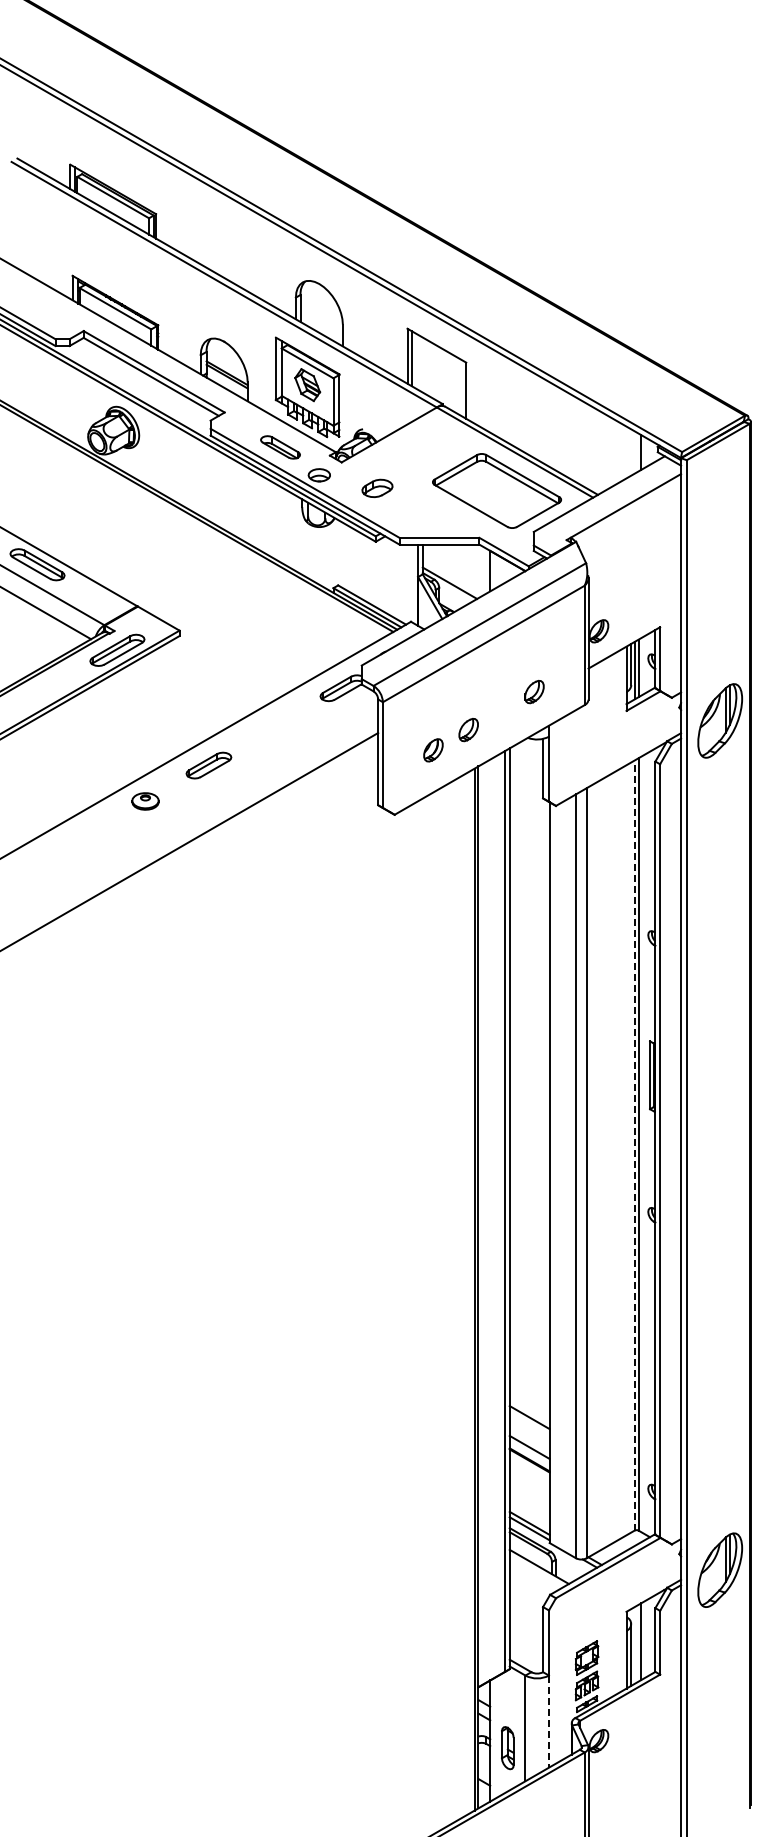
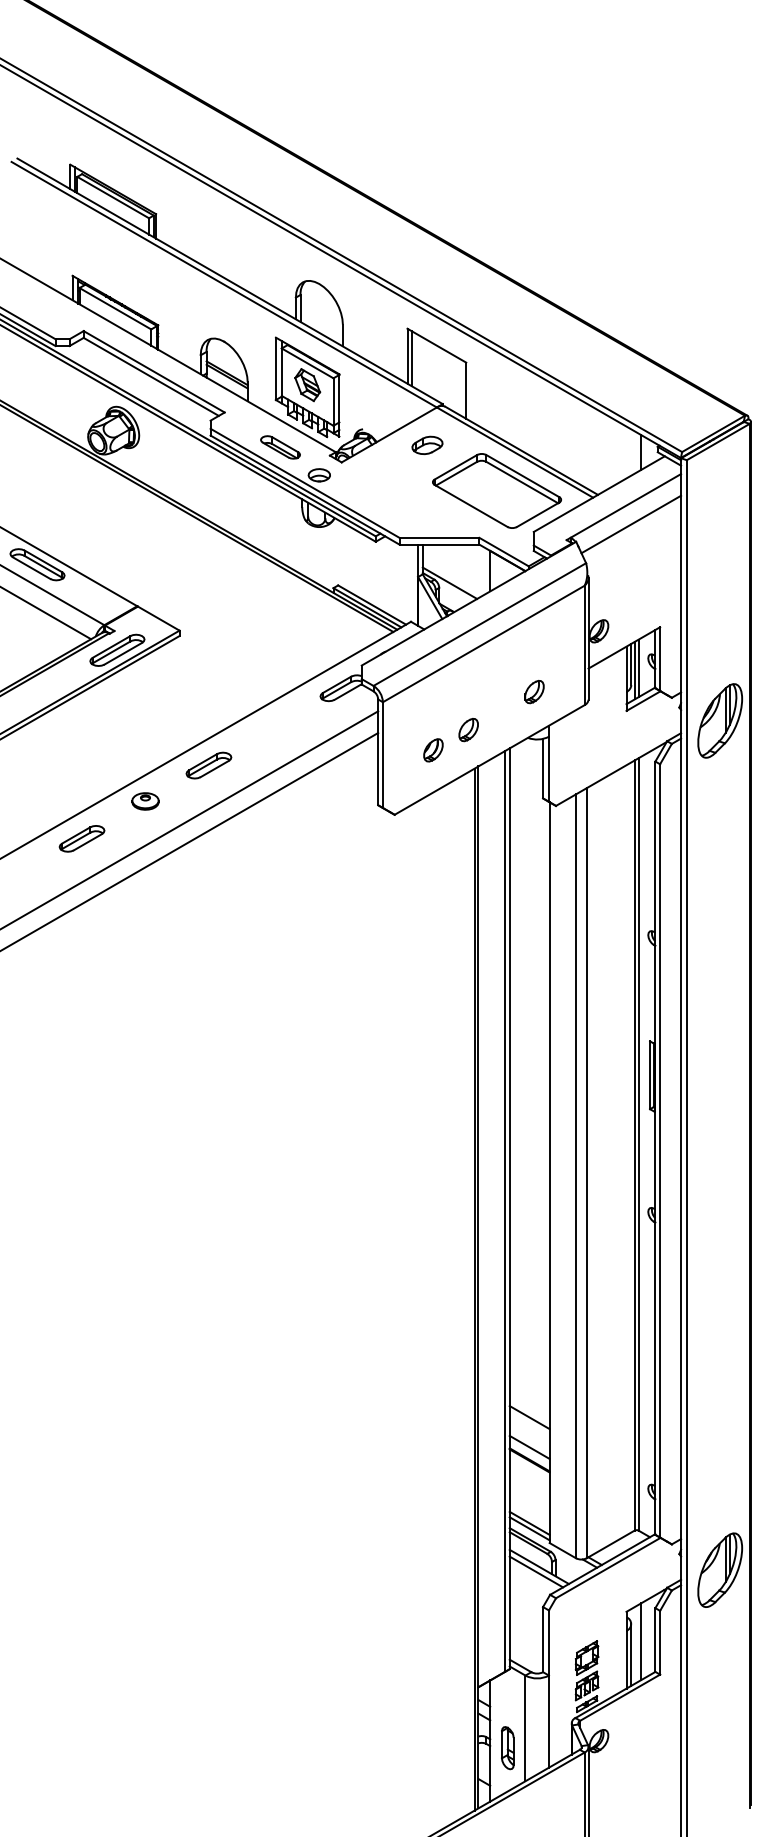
part position: (377, 487) -> (427, 444) (427, 444)
line: none -> present (631, 524)
line: none -> present (190, 819)
part: none -> present (81, 838)
line: dashed -> solid (634, 1145)
line: none -> present (536, 1571)
line: dashed -> solid (548, 1722)
